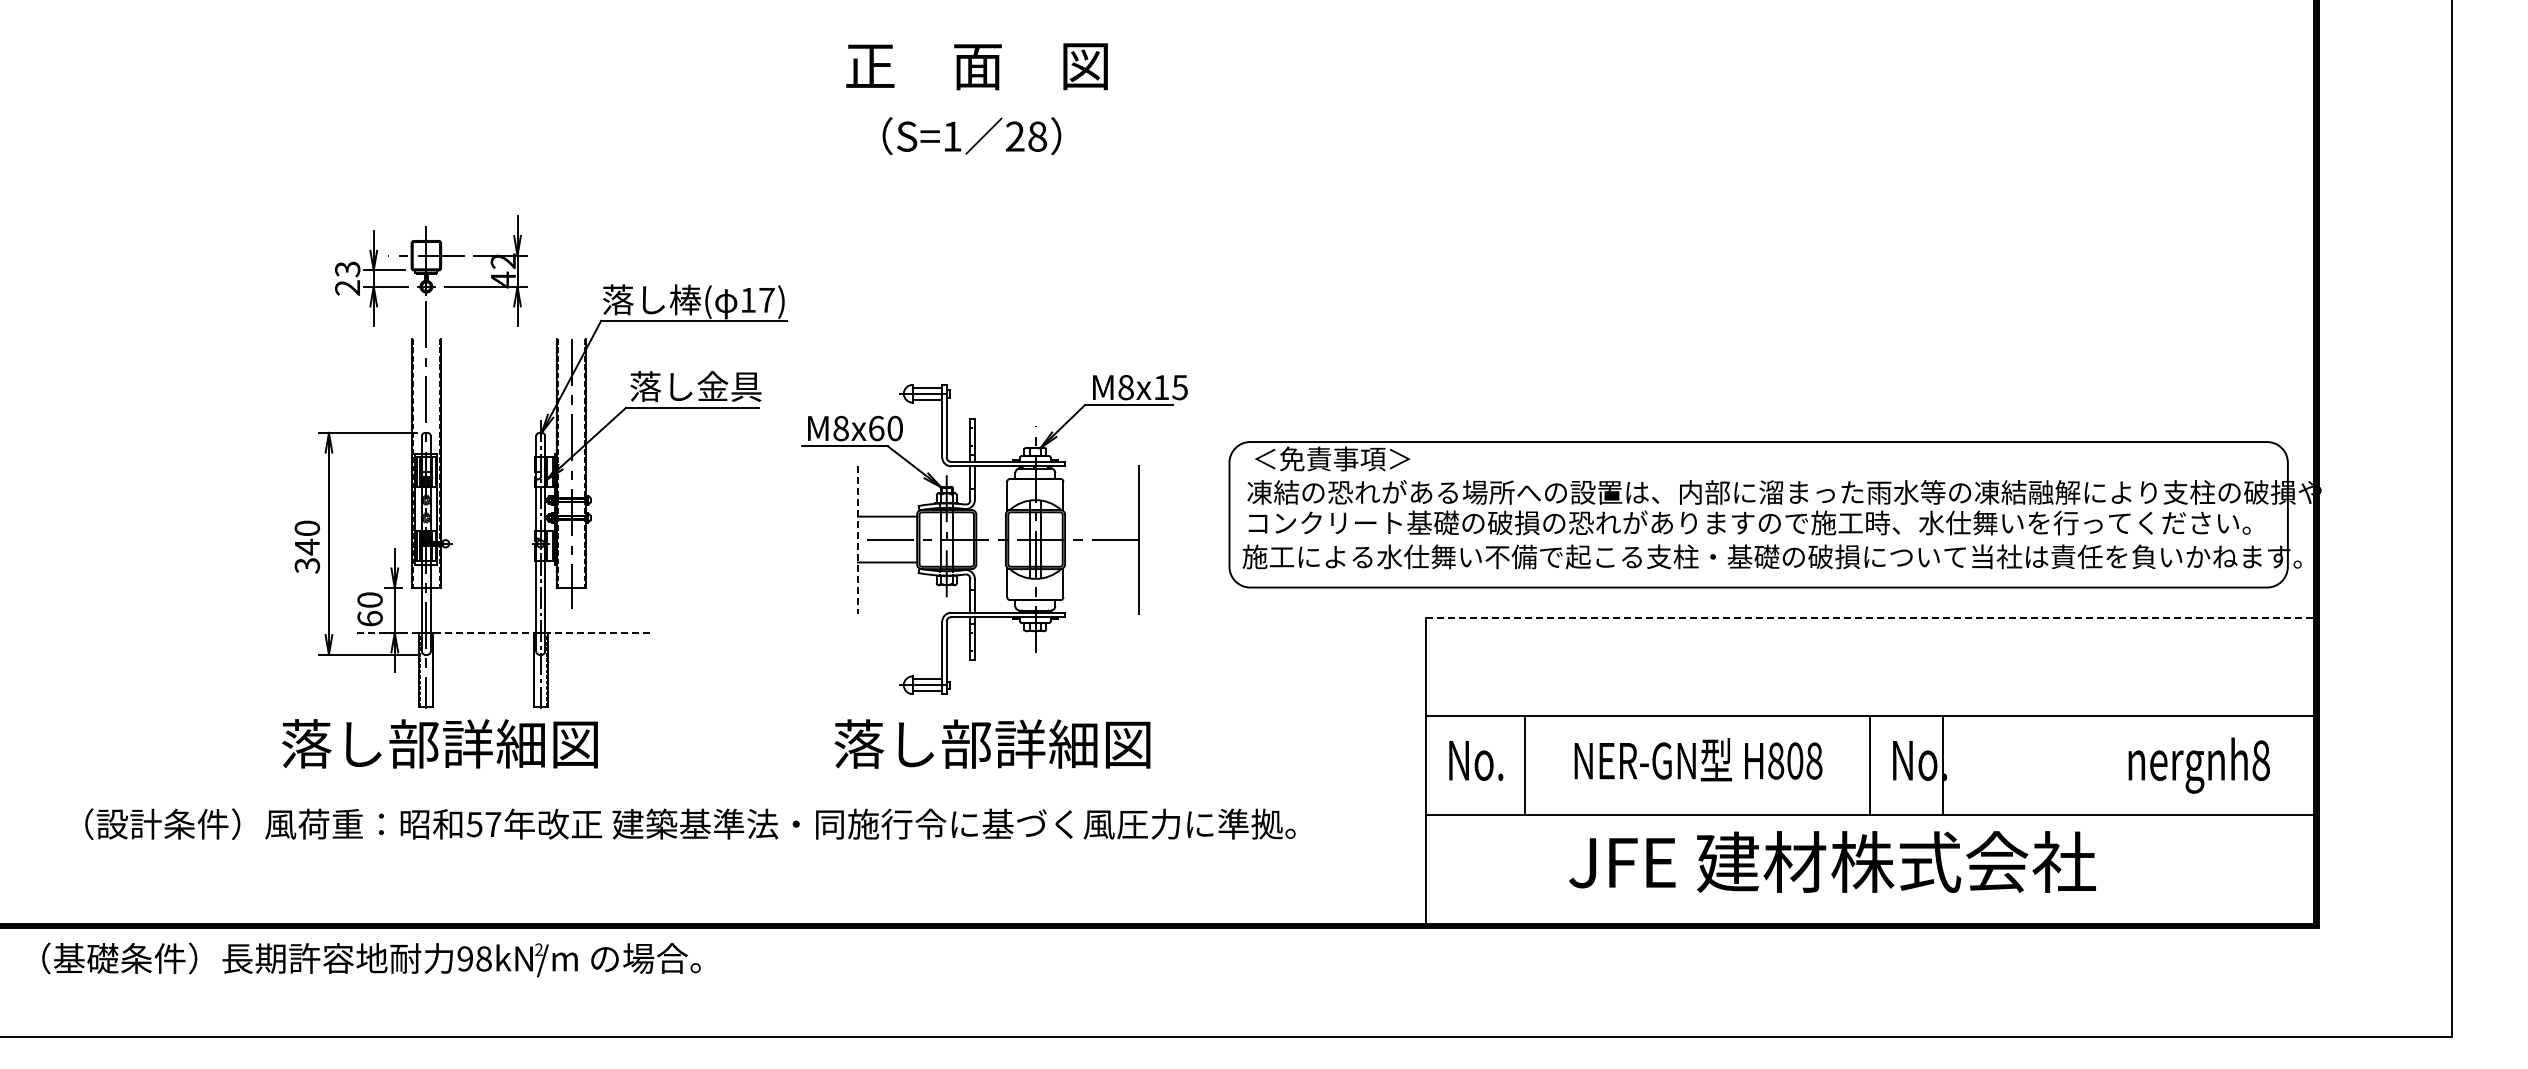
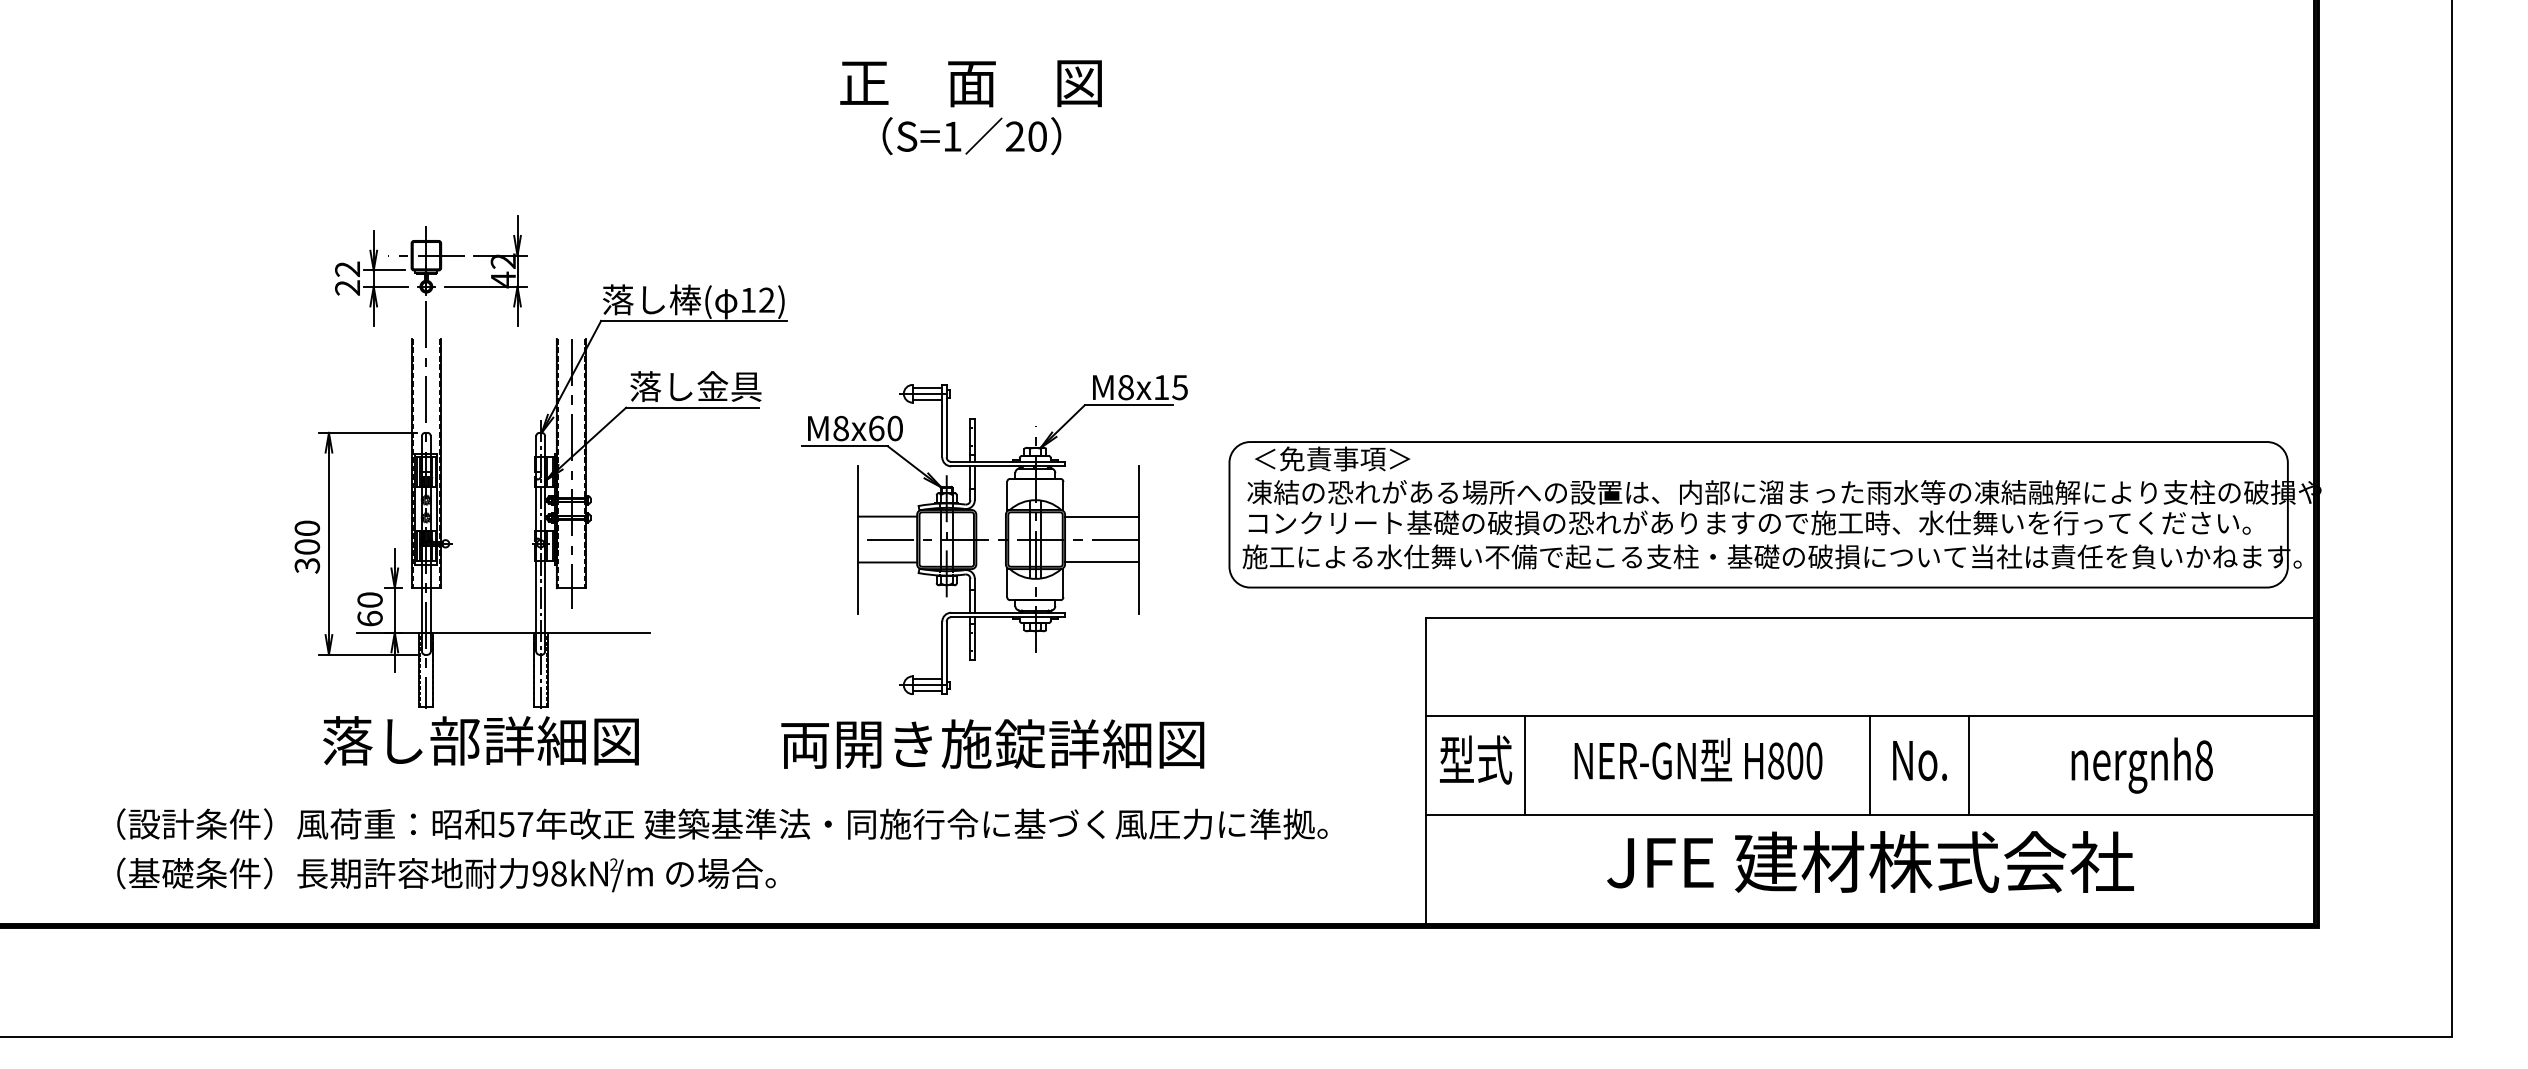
text position: (976, 66) -> (970, 83) (970, 83)
text: 28 -> 20 (1037, 136)
text: 23 -> 22 (347, 269)
text: 17) -> 12) (766, 299)
line: none -> present (1102, 516)
line: dashed -> solid (857, 539)
text: 340 -> 300 (307, 546)
line: none -> present (1102, 562)
line: dashed -> solid (1870, 617)
line: dashed -> solid (504, 632)
text position: (439, 743) -> (480, 740) (480, 740)
text: 落し部詳細図 -> 両開き施錠詳細図 (992, 743)
text: No. -> 型式 (1476, 759)
text: H808 -> H800 (1814, 760)
line position: (1942, 765) -> (1968, 765) (1968, 765)
text position: (2198, 765) -> (2141, 765) (2141, 765)
text position: (690, 823) -> (722, 823) (722, 823)
text position: (1832, 861) -> (1870, 861) (1870, 861)
text position: (371, 959) -> (446, 874) (446, 874)
